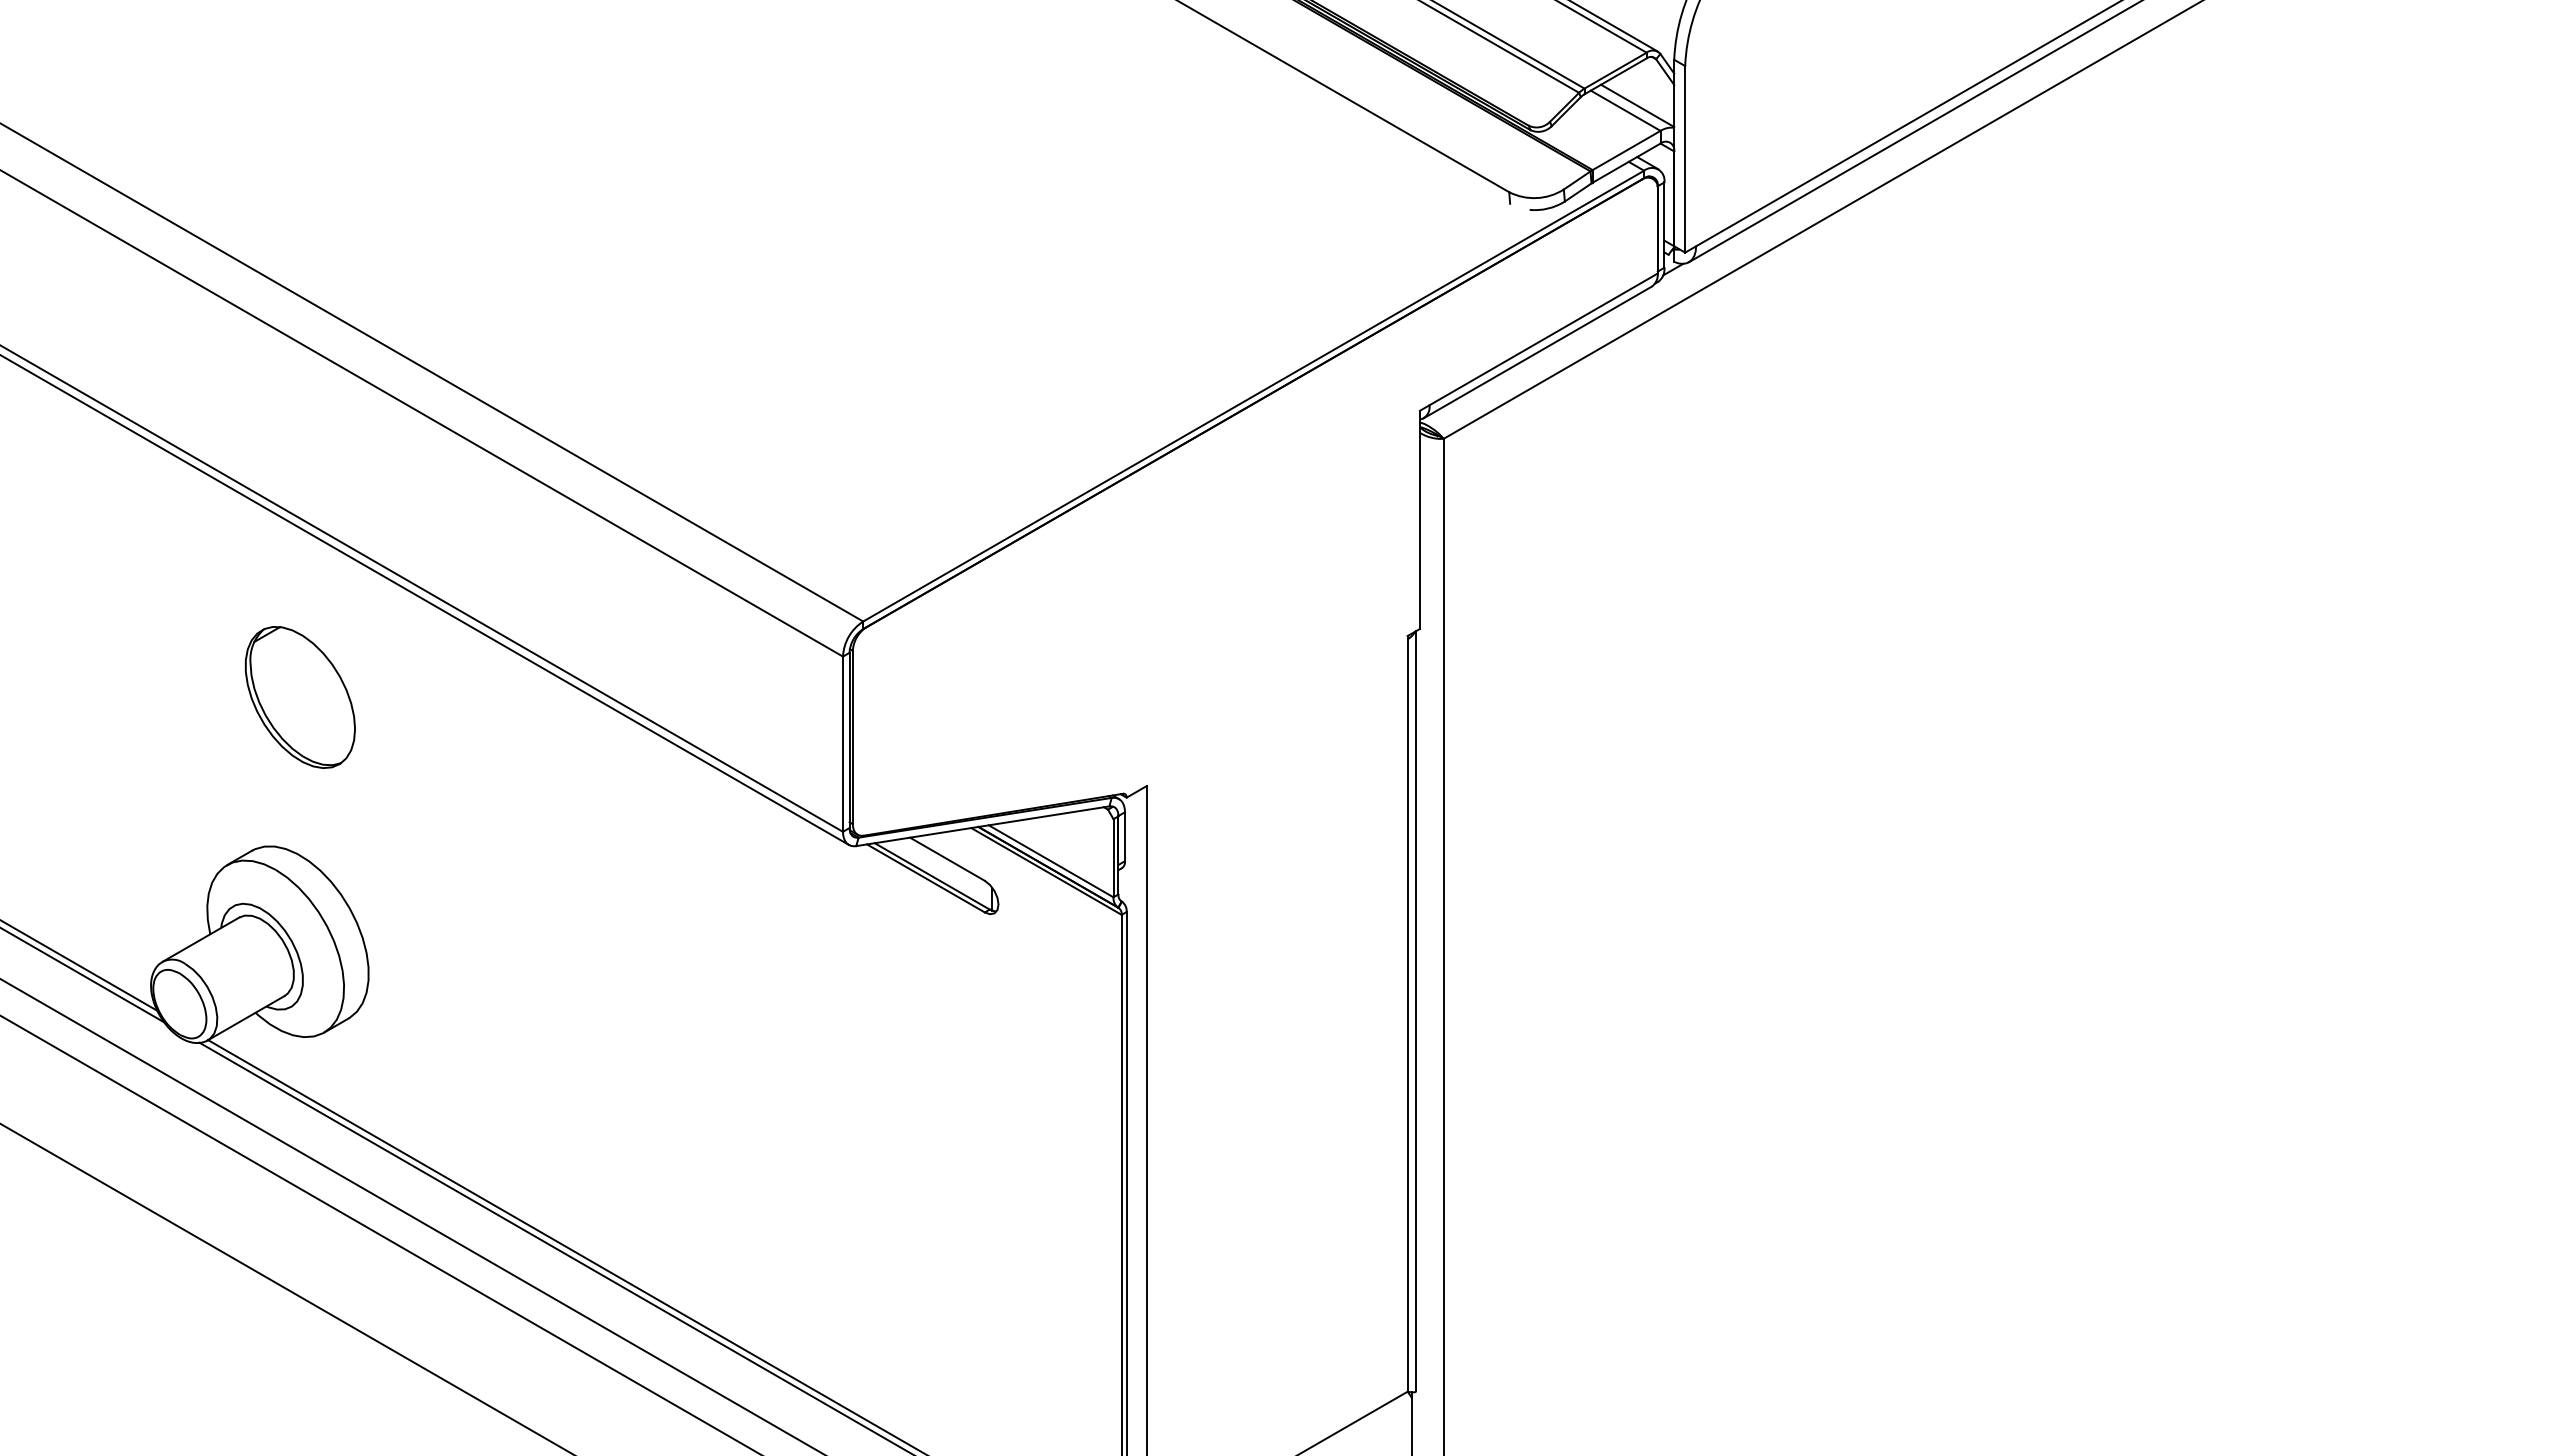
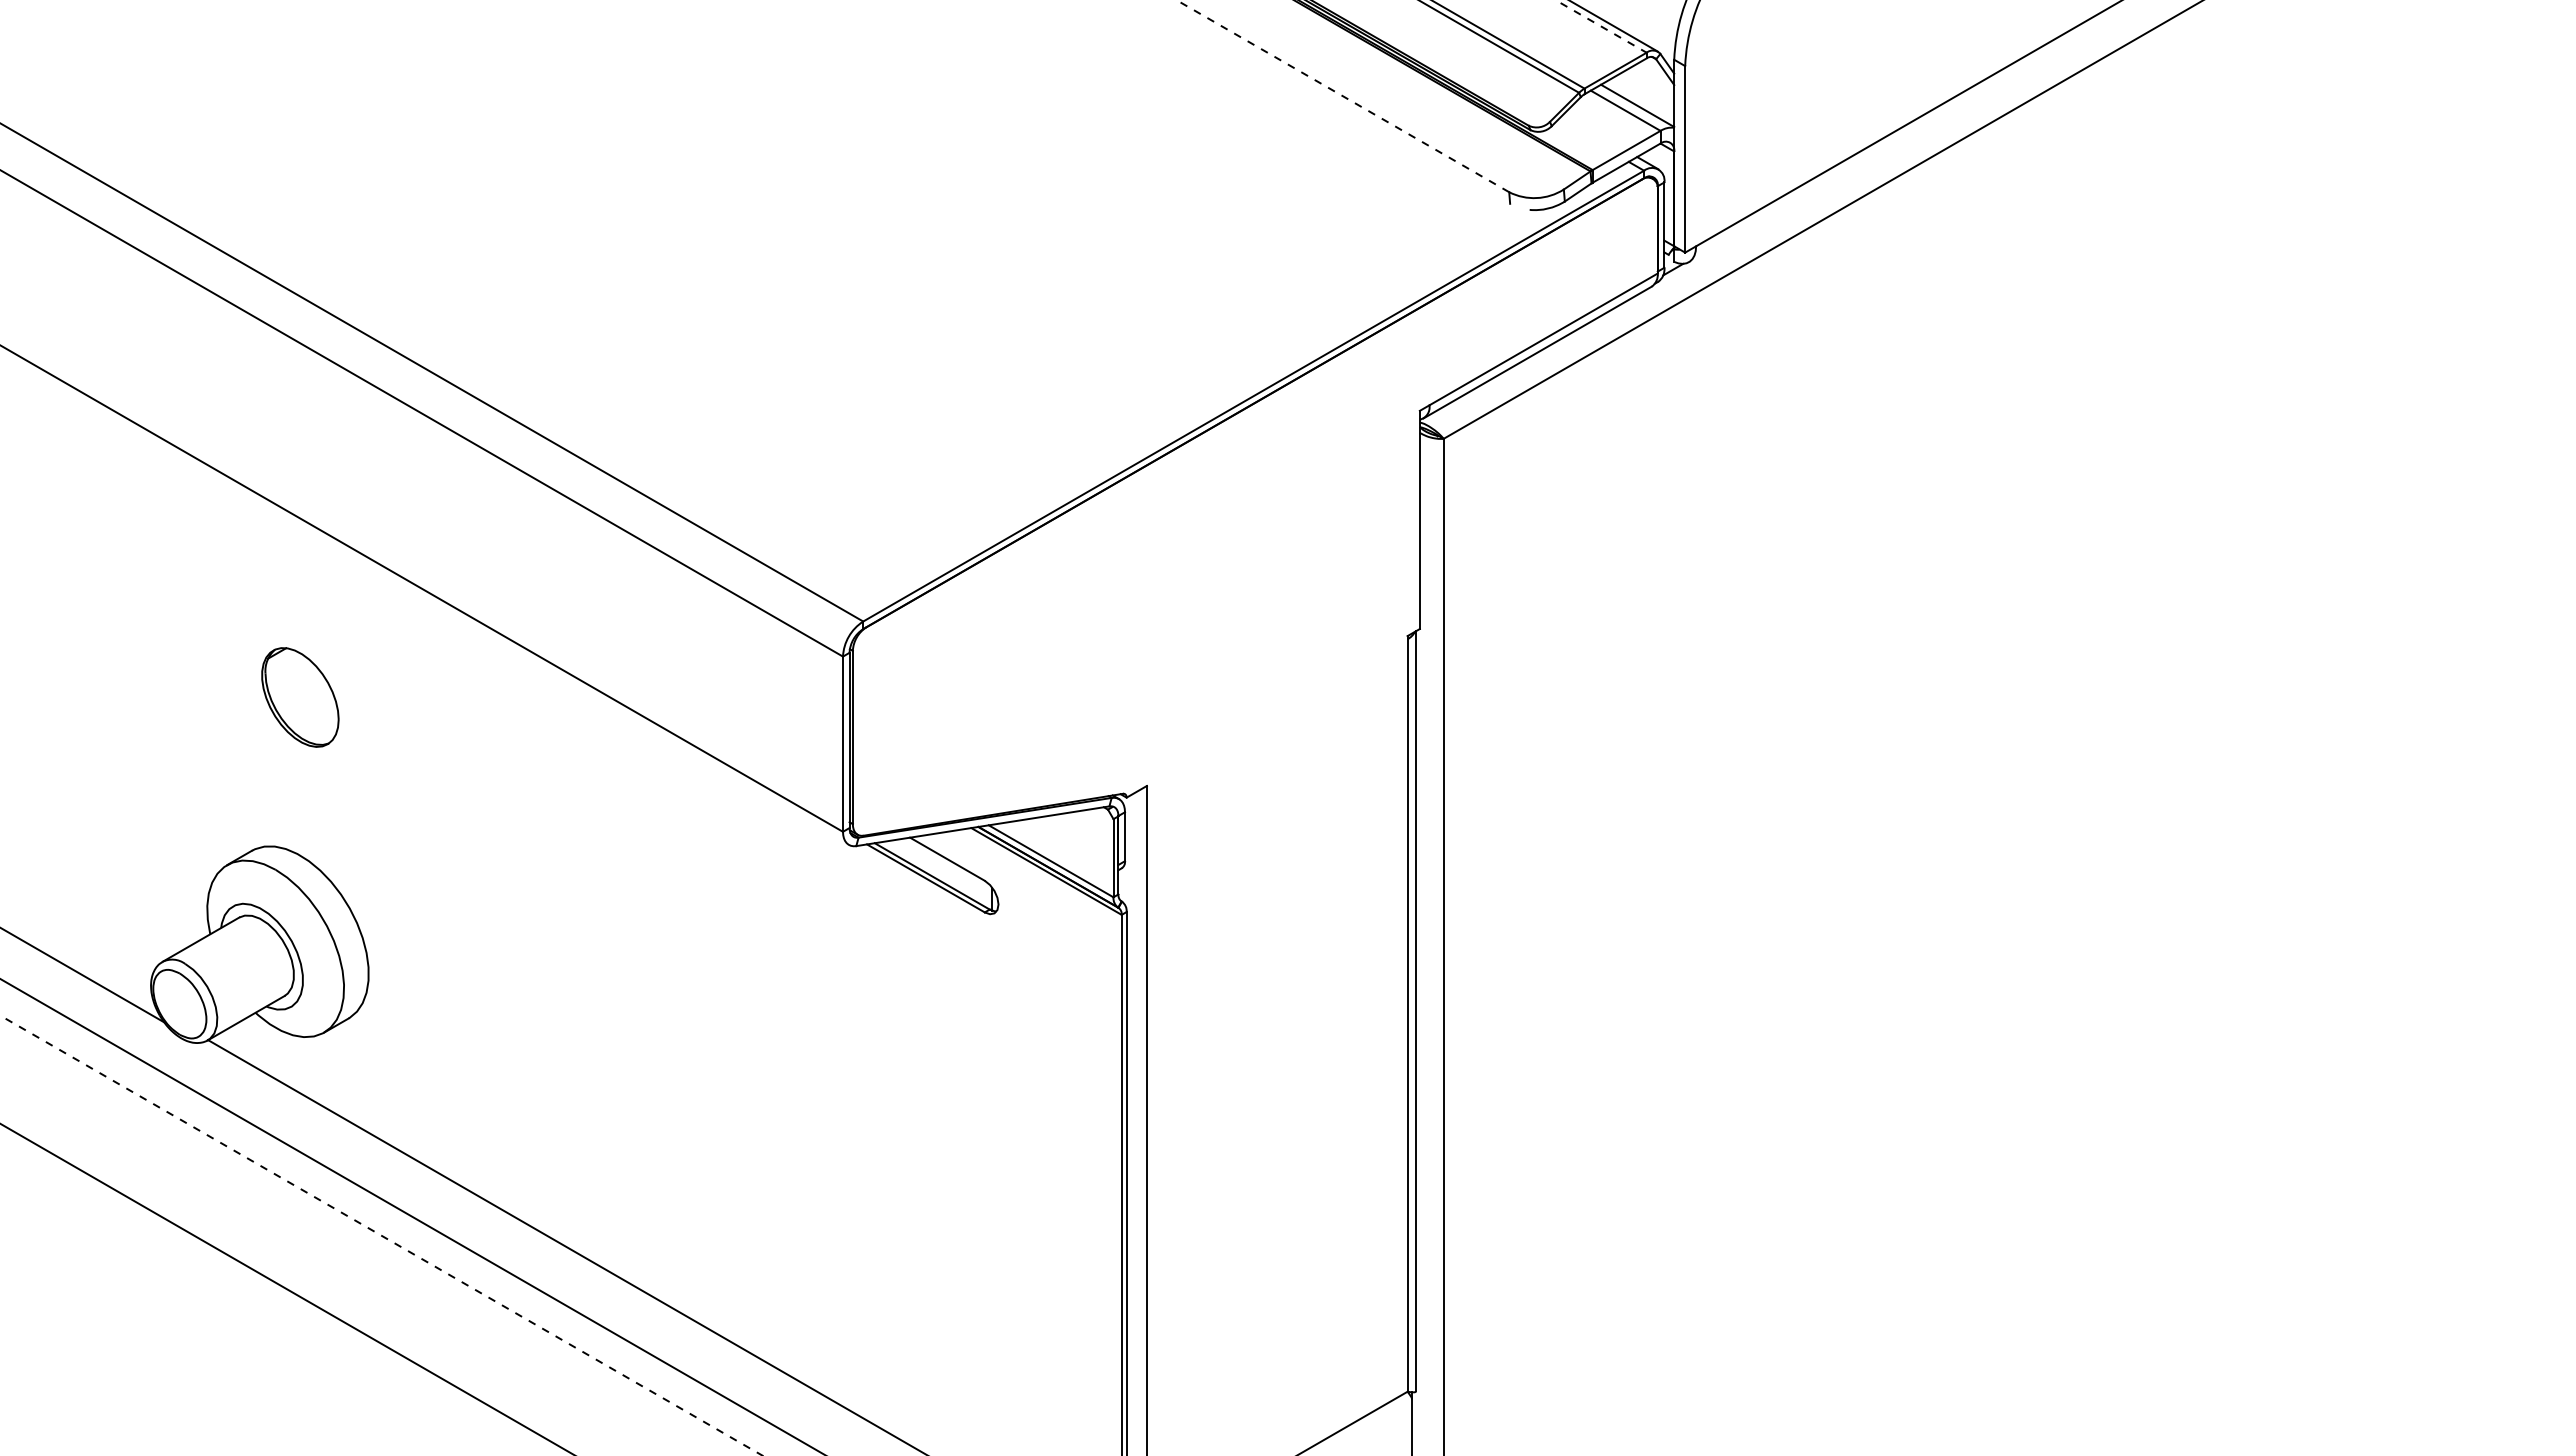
line: solid -> dashed (1601, 26)
line: solid -> dashed (1343, 96)
line: present -> none (1913, 132)
line: present -> none (425, 600)
part size: 111x143 px -> 79x101 px (300, 697)
line: present -> none (79, 965)
line: solid -> dashed (381, 1235)
line: present -> none (554, 1247)
